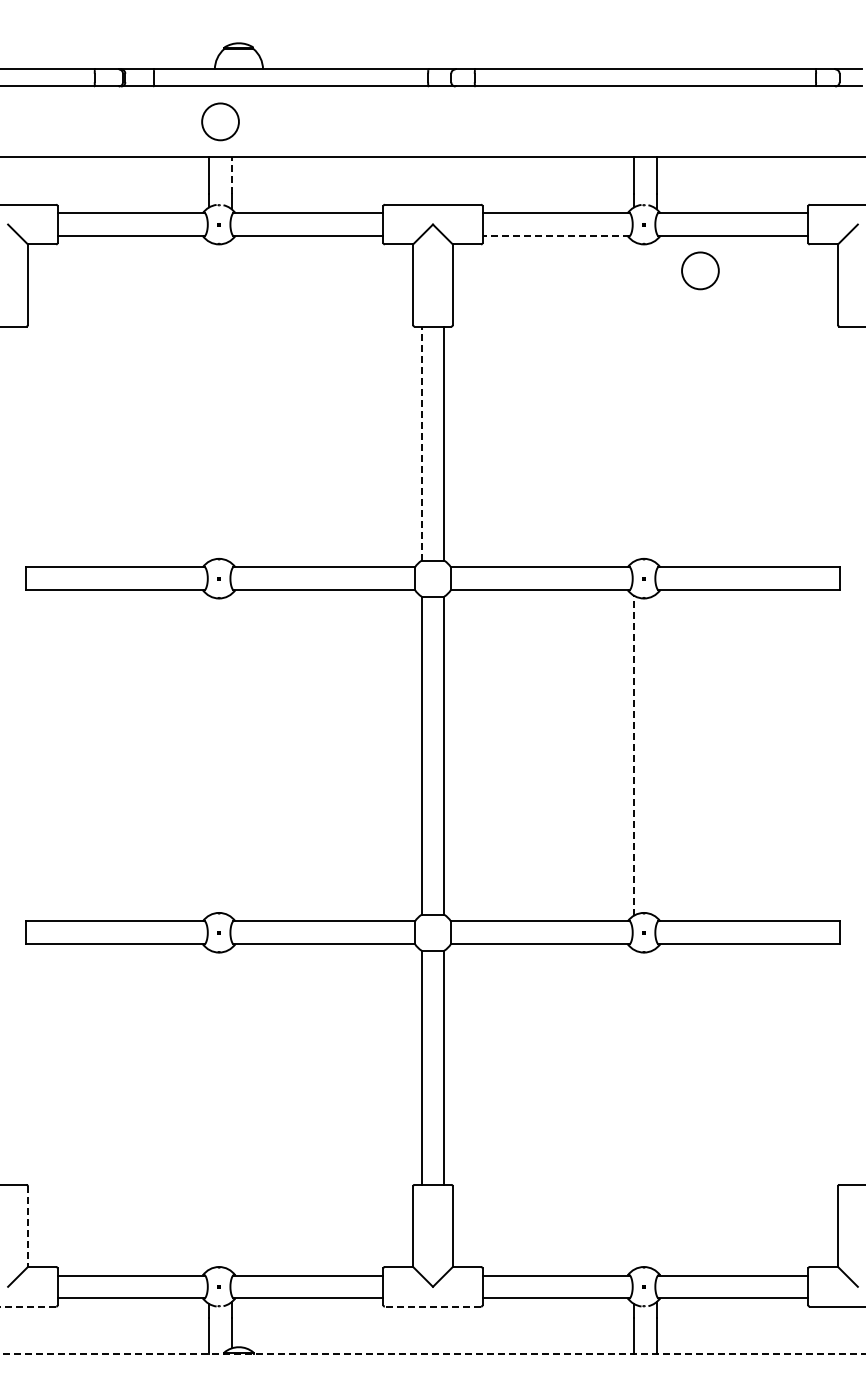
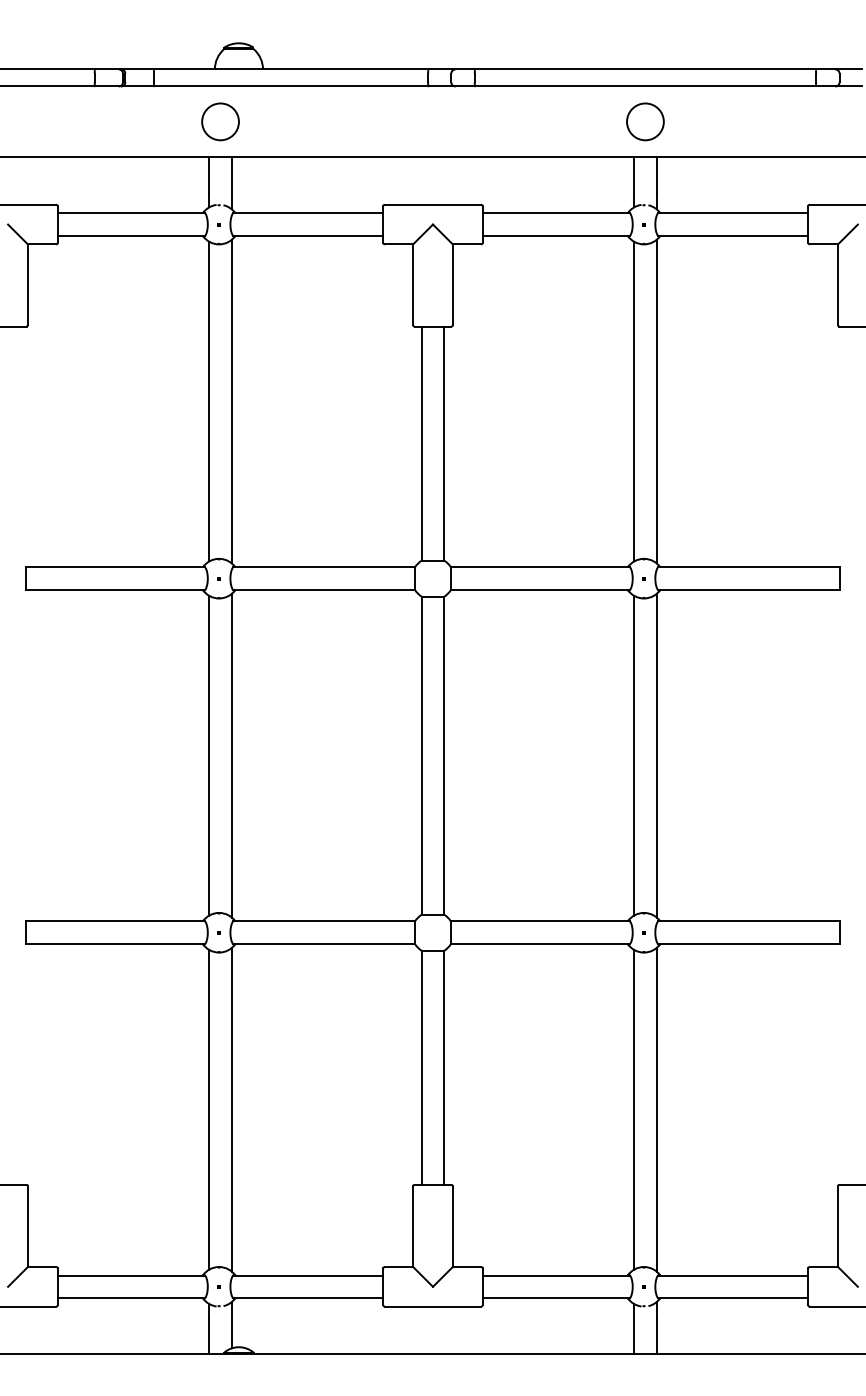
line: dashed -> solid (231, 175)
line: dashed -> solid (556, 235)
circle position: (700, 270) -> (645, 121) (645, 121)
line: none -> present (209, 401)
line: none -> present (231, 401)
line: none -> present (634, 401)
line: none -> present (656, 401)
line: dashed -> solid (421, 443)
line: none -> present (209, 755)
line: none -> present (231, 755)
line: dashed -> solid (634, 755)
line: none -> present (656, 755)
line: none -> present (209, 1109)
line: none -> present (231, 1109)
line: none -> present (634, 1109)
line: none -> present (656, 1109)
line: dashed -> solid (27, 1227)
line: dashed -> solid (28, 1306)
line: dashed -> solid (432, 1306)
line: dashed -> solid (433, 1354)
